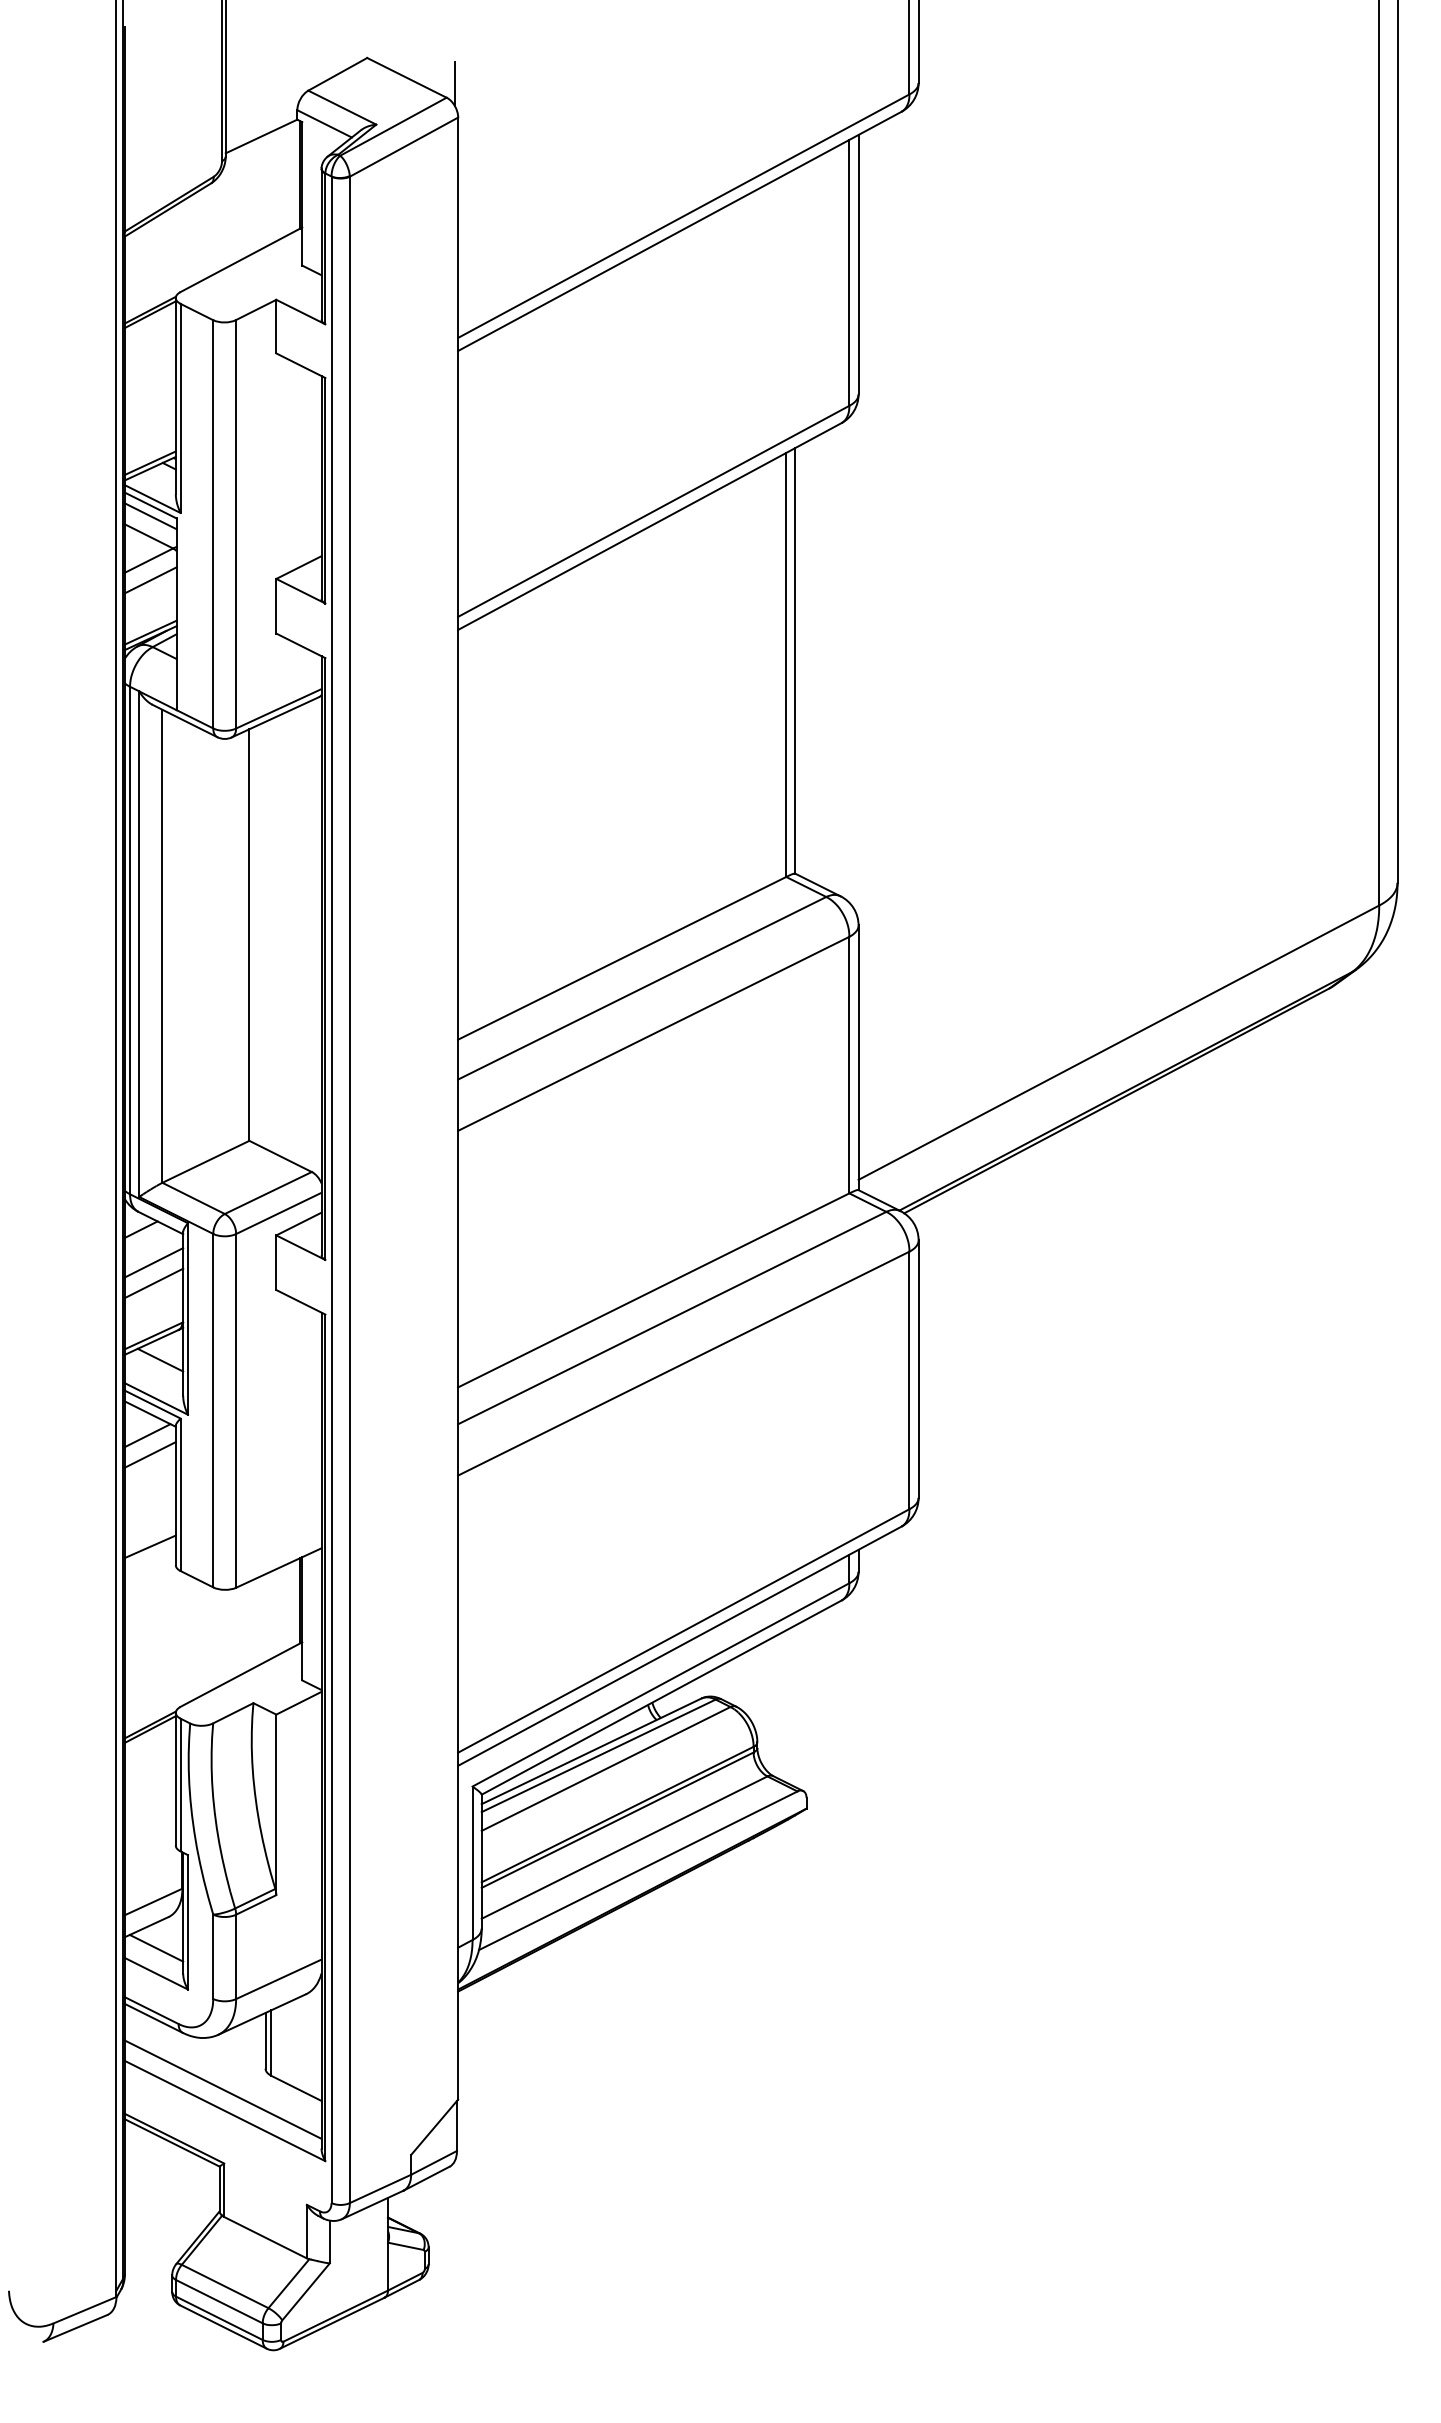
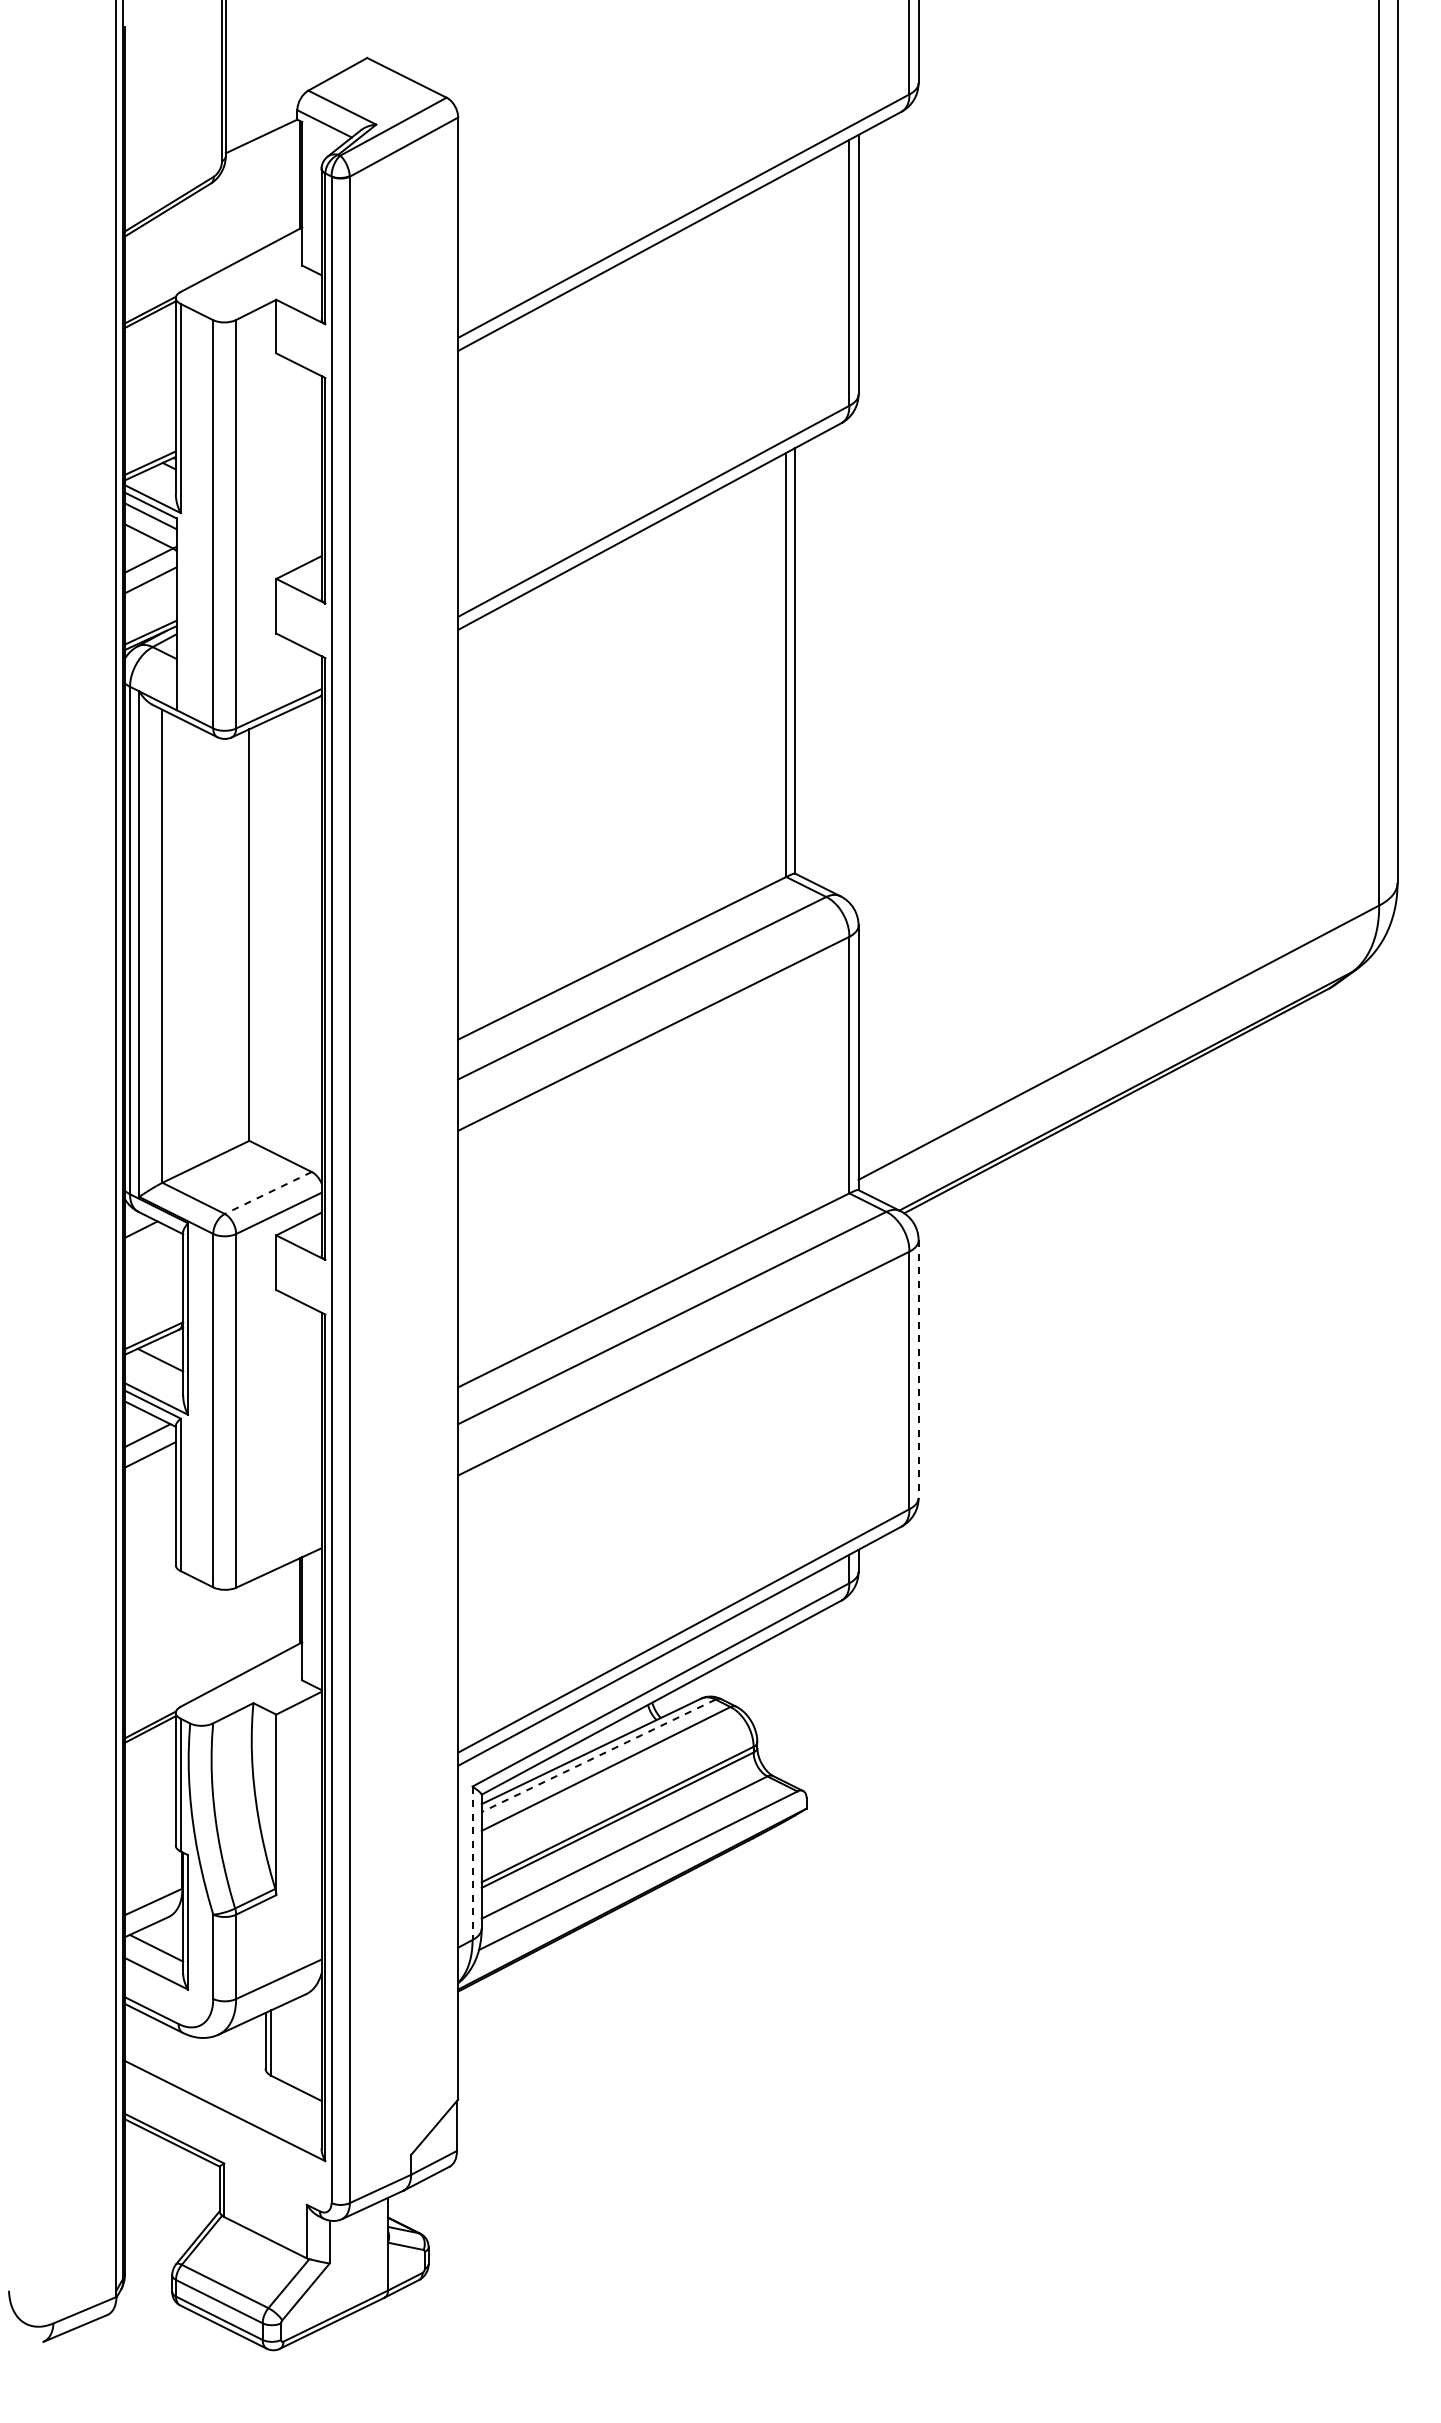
line: present -> none (455, 84)
line: solid -> dashed (267, 1193)
line: present -> none (153, 1262)
line: present -> none (153, 1283)
line: solid -> dashed (918, 1369)
line: present -> none (149, 1546)
line: solid -> dashed (598, 1755)
line: solid -> dashed (472, 1863)
line: present -> none (222, 2089)
